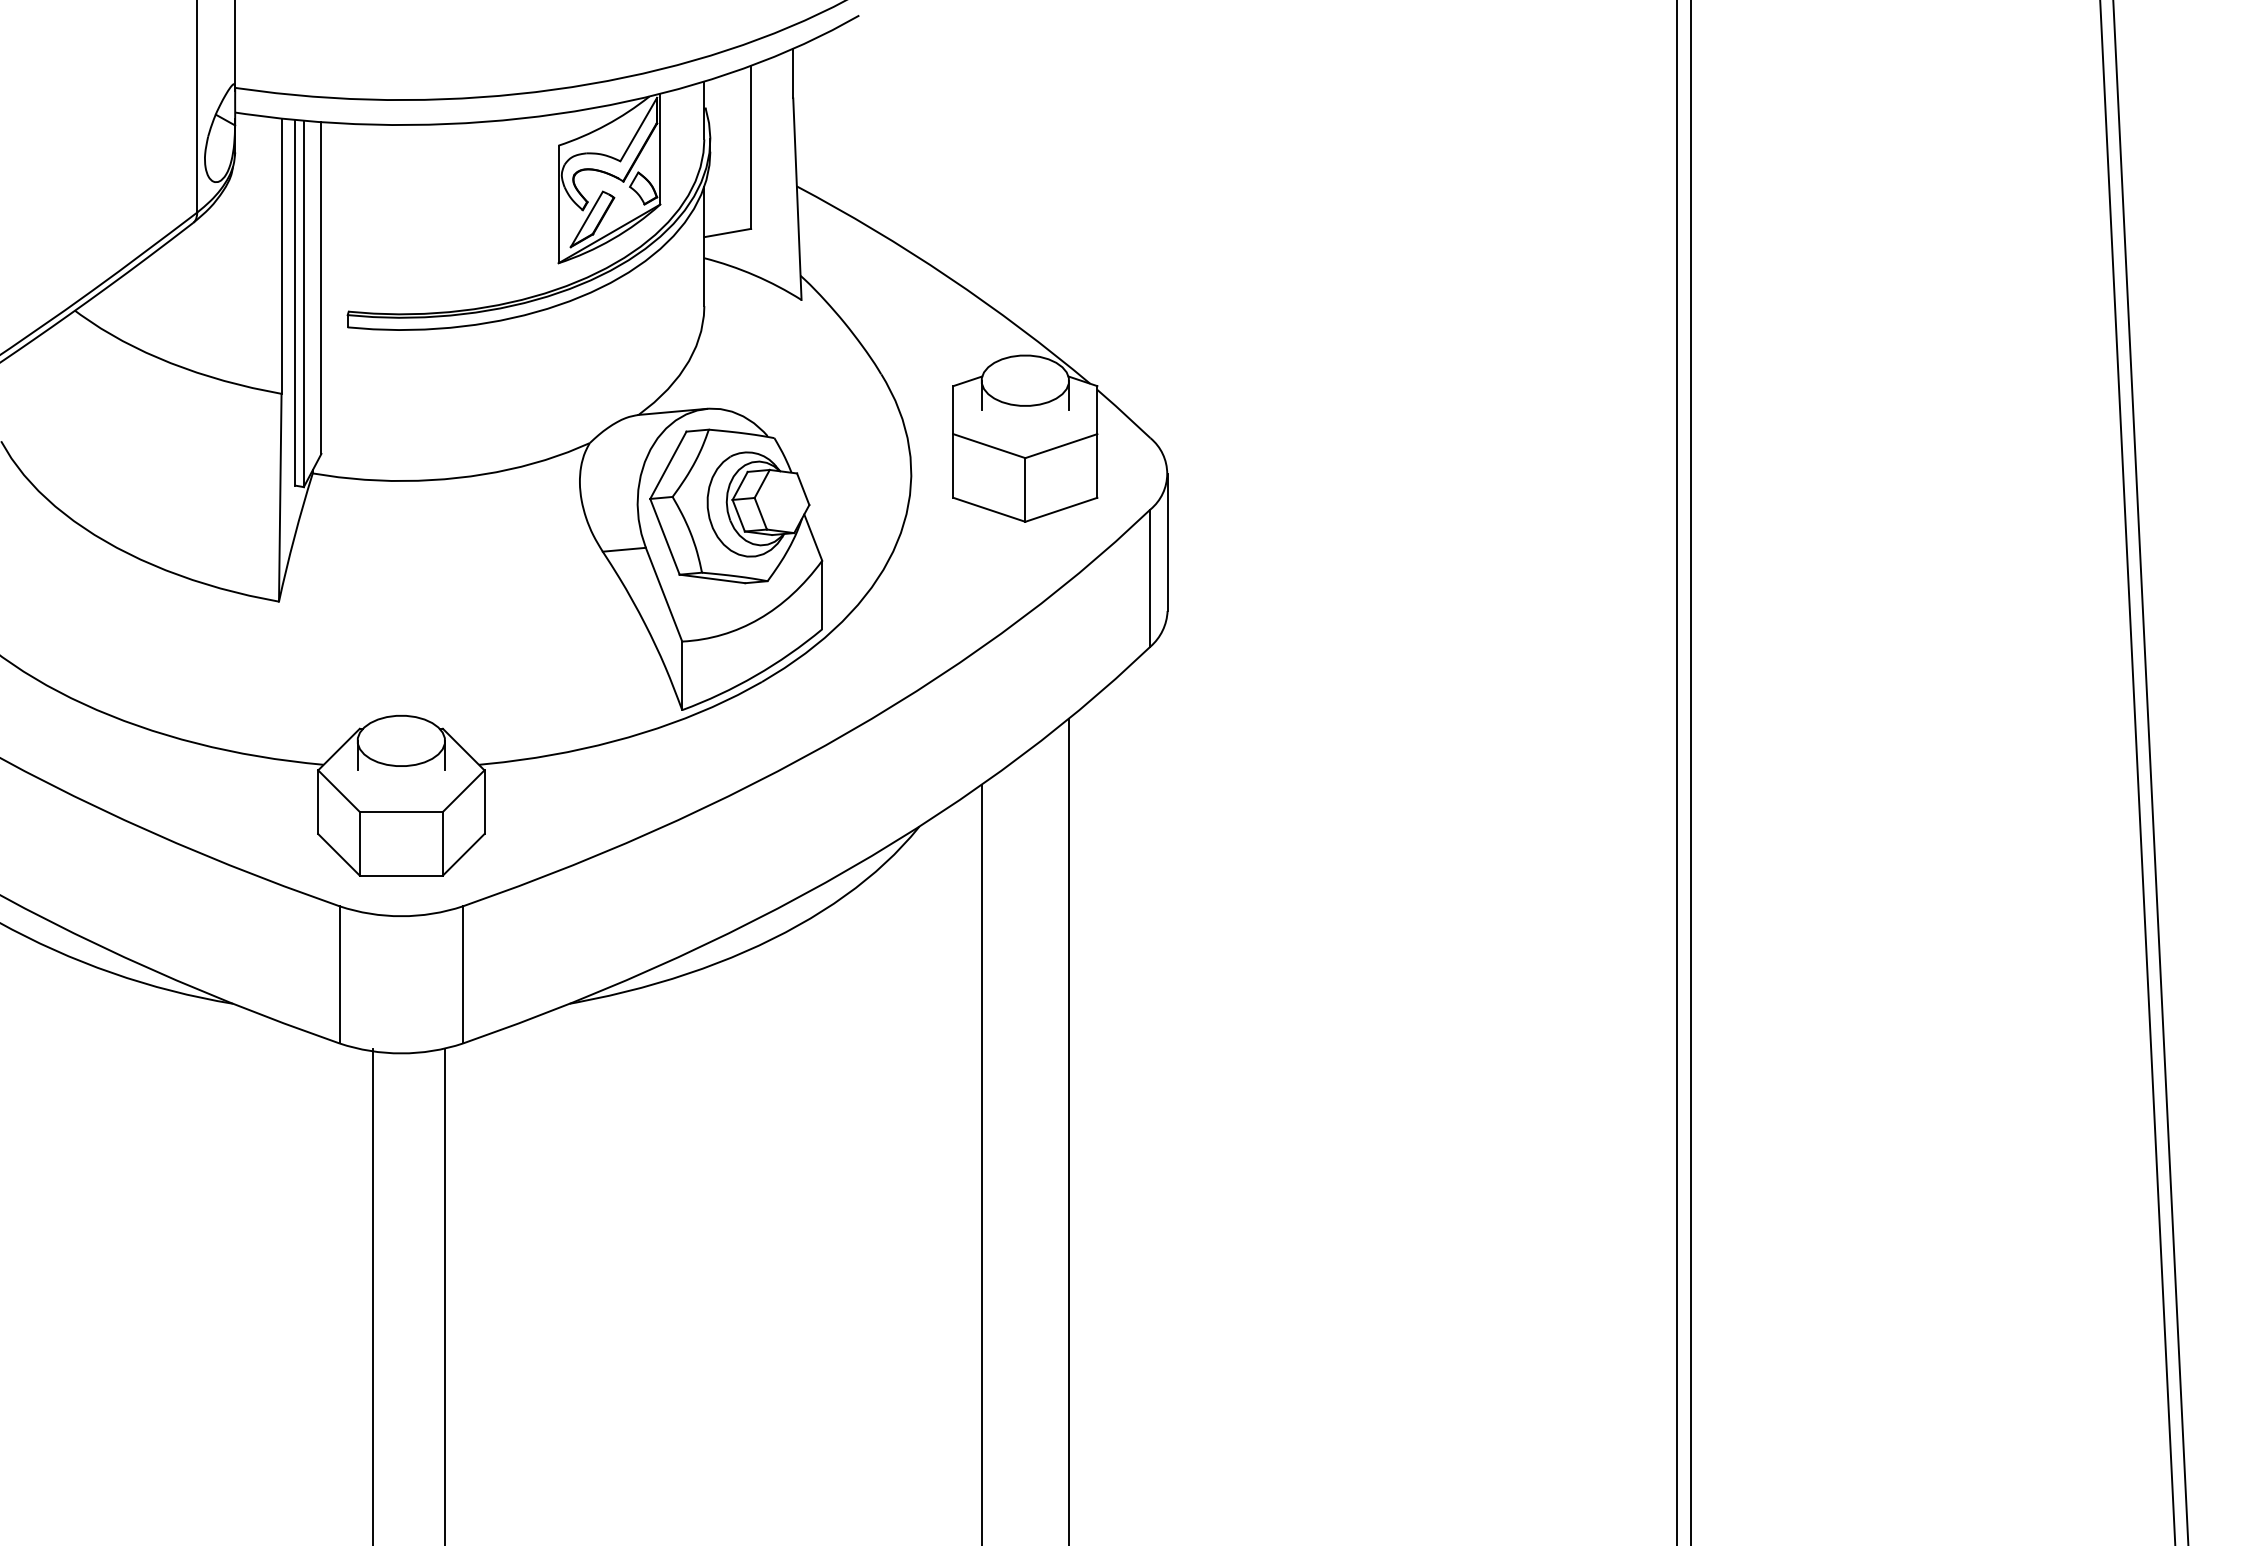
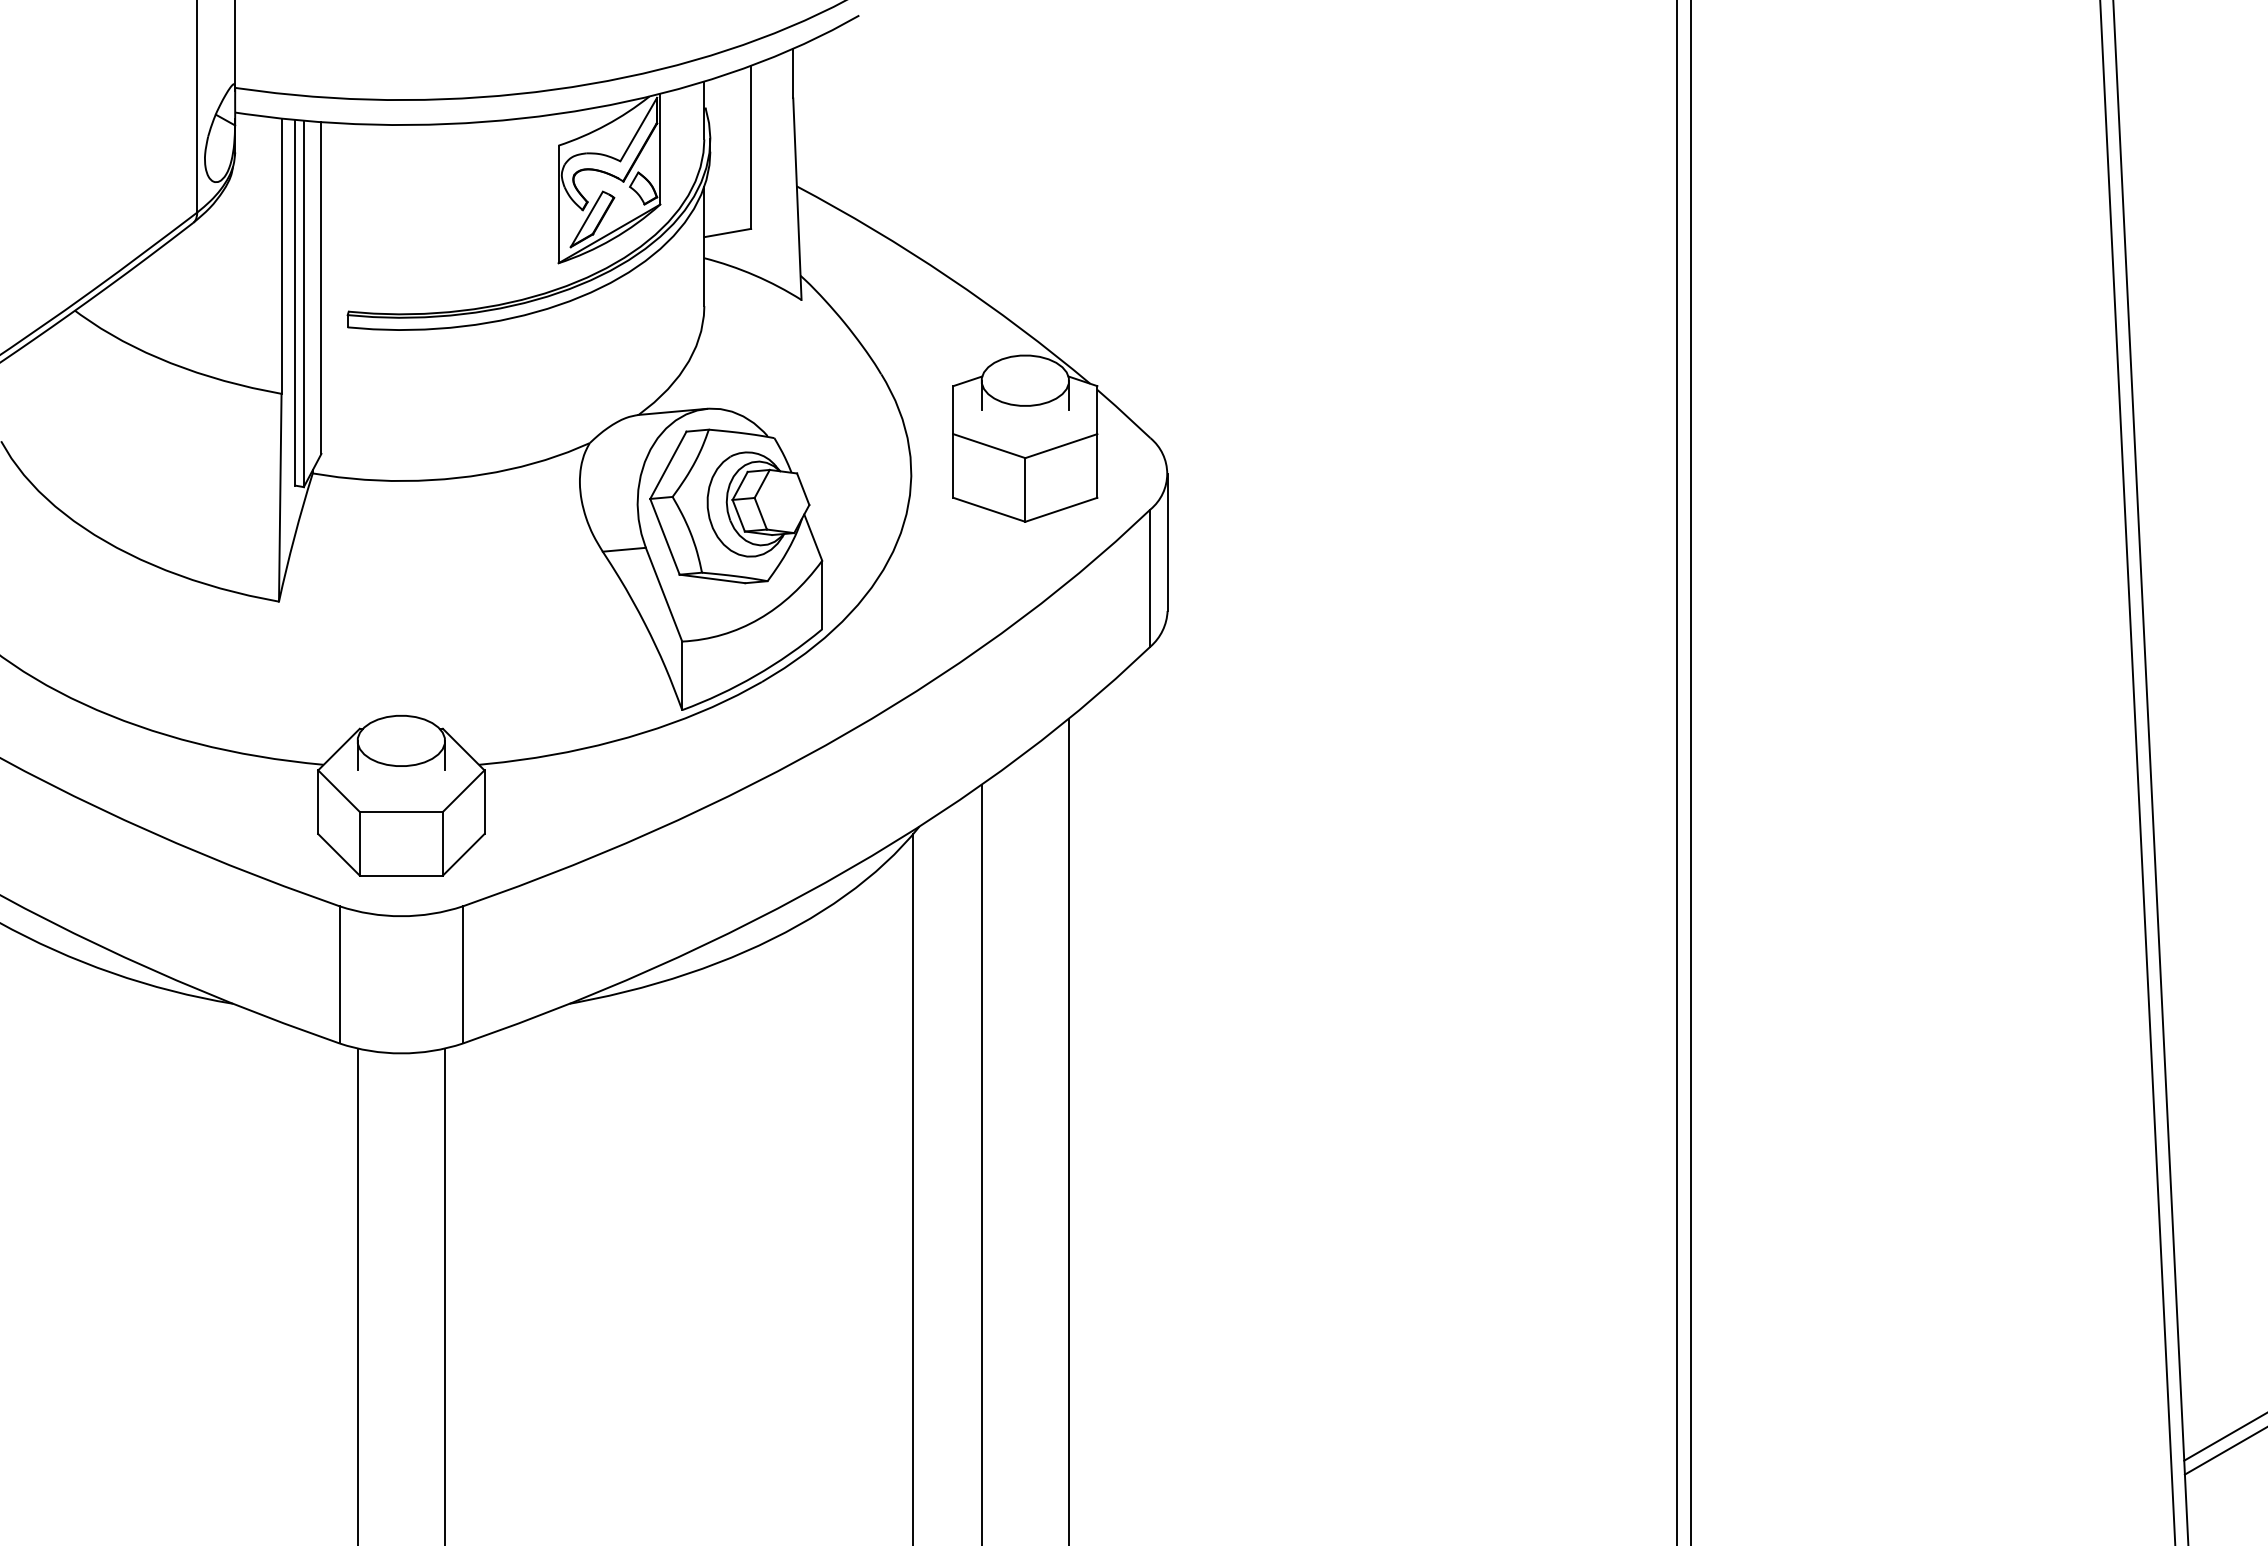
line: none -> present (913, 1187)
line position: (372, 1295) -> (357, 1295) (357, 1295)
line: none -> present (2224, 1437)
line: none -> present (2224, 1451)
